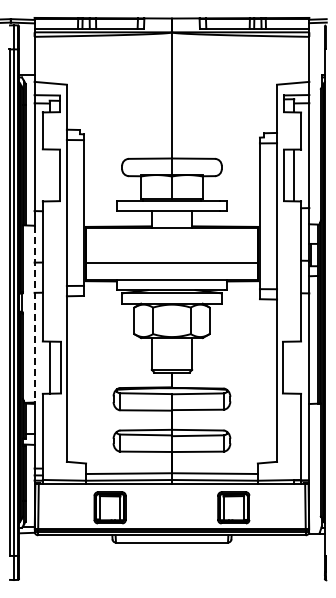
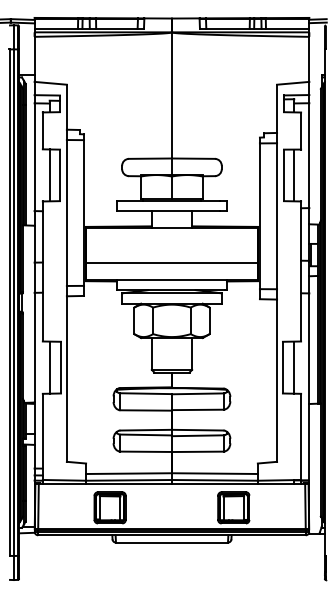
line: none -> present (49, 175)
line: dashed -> solid (34, 314)
line: none -> present (294, 367)
